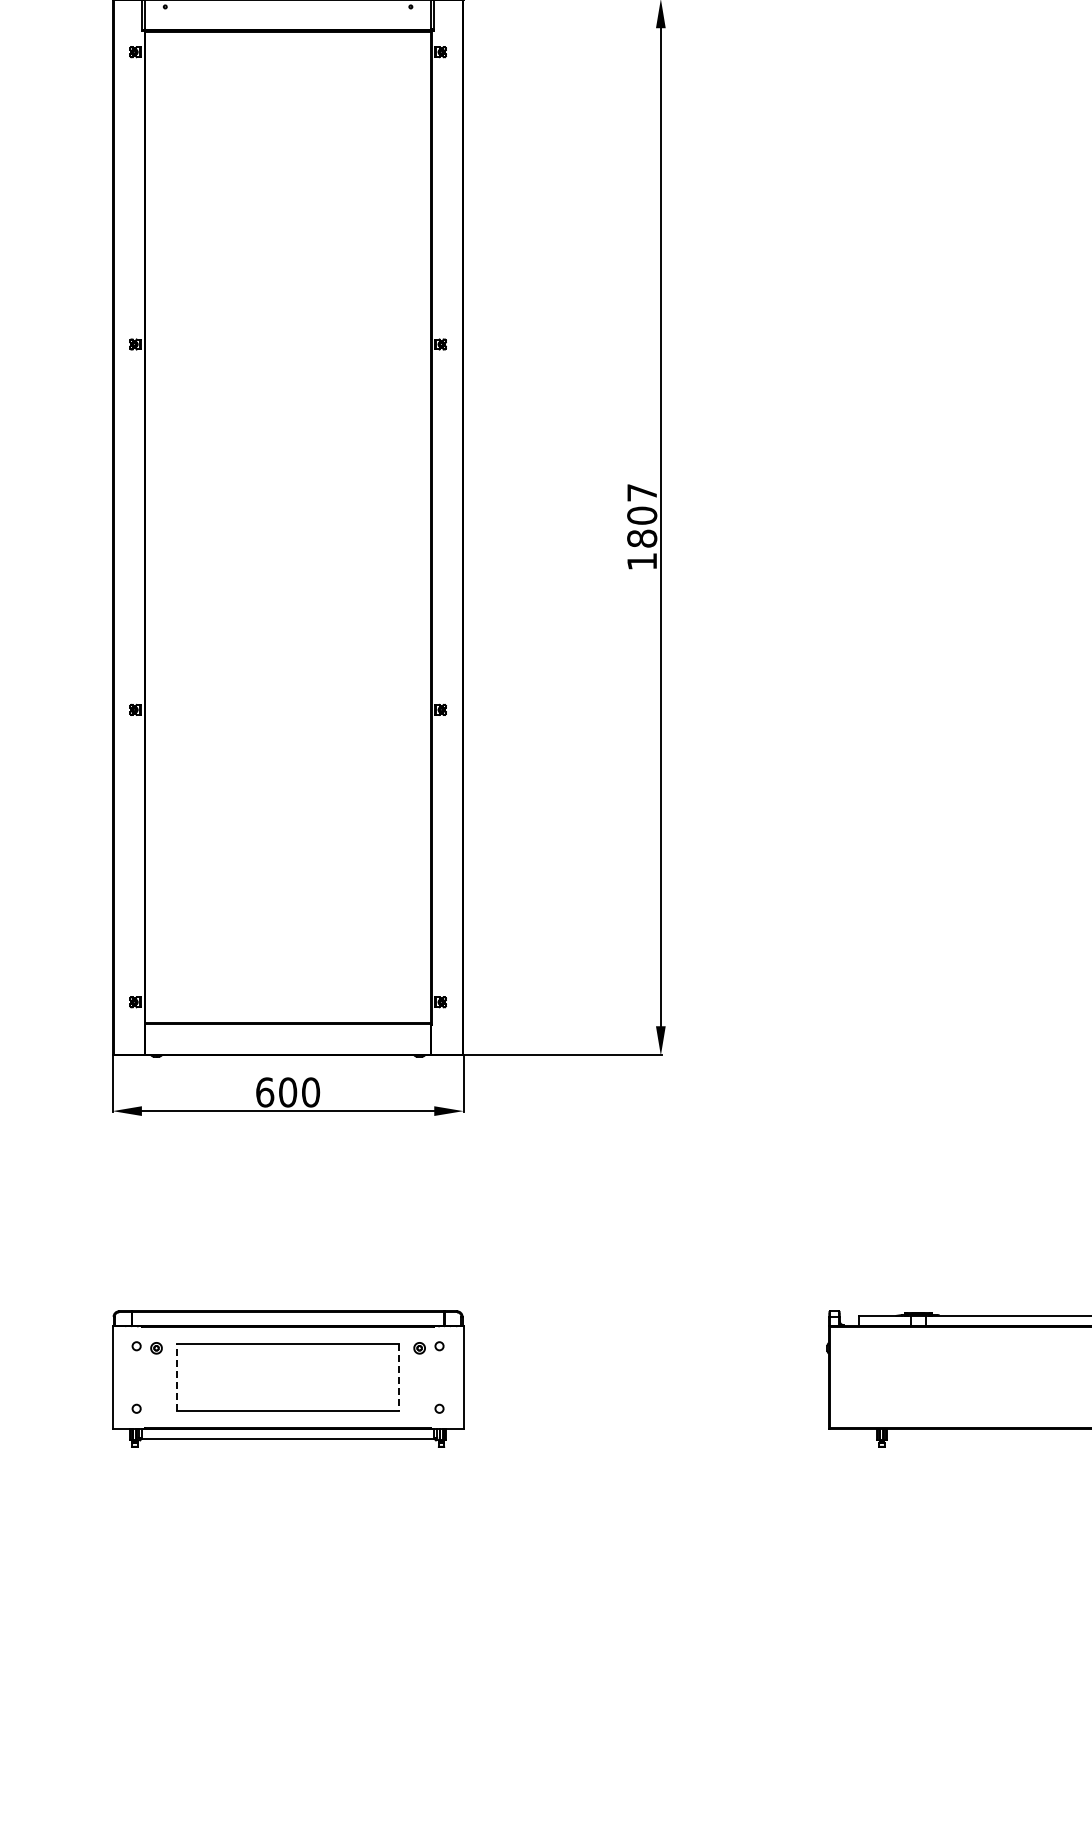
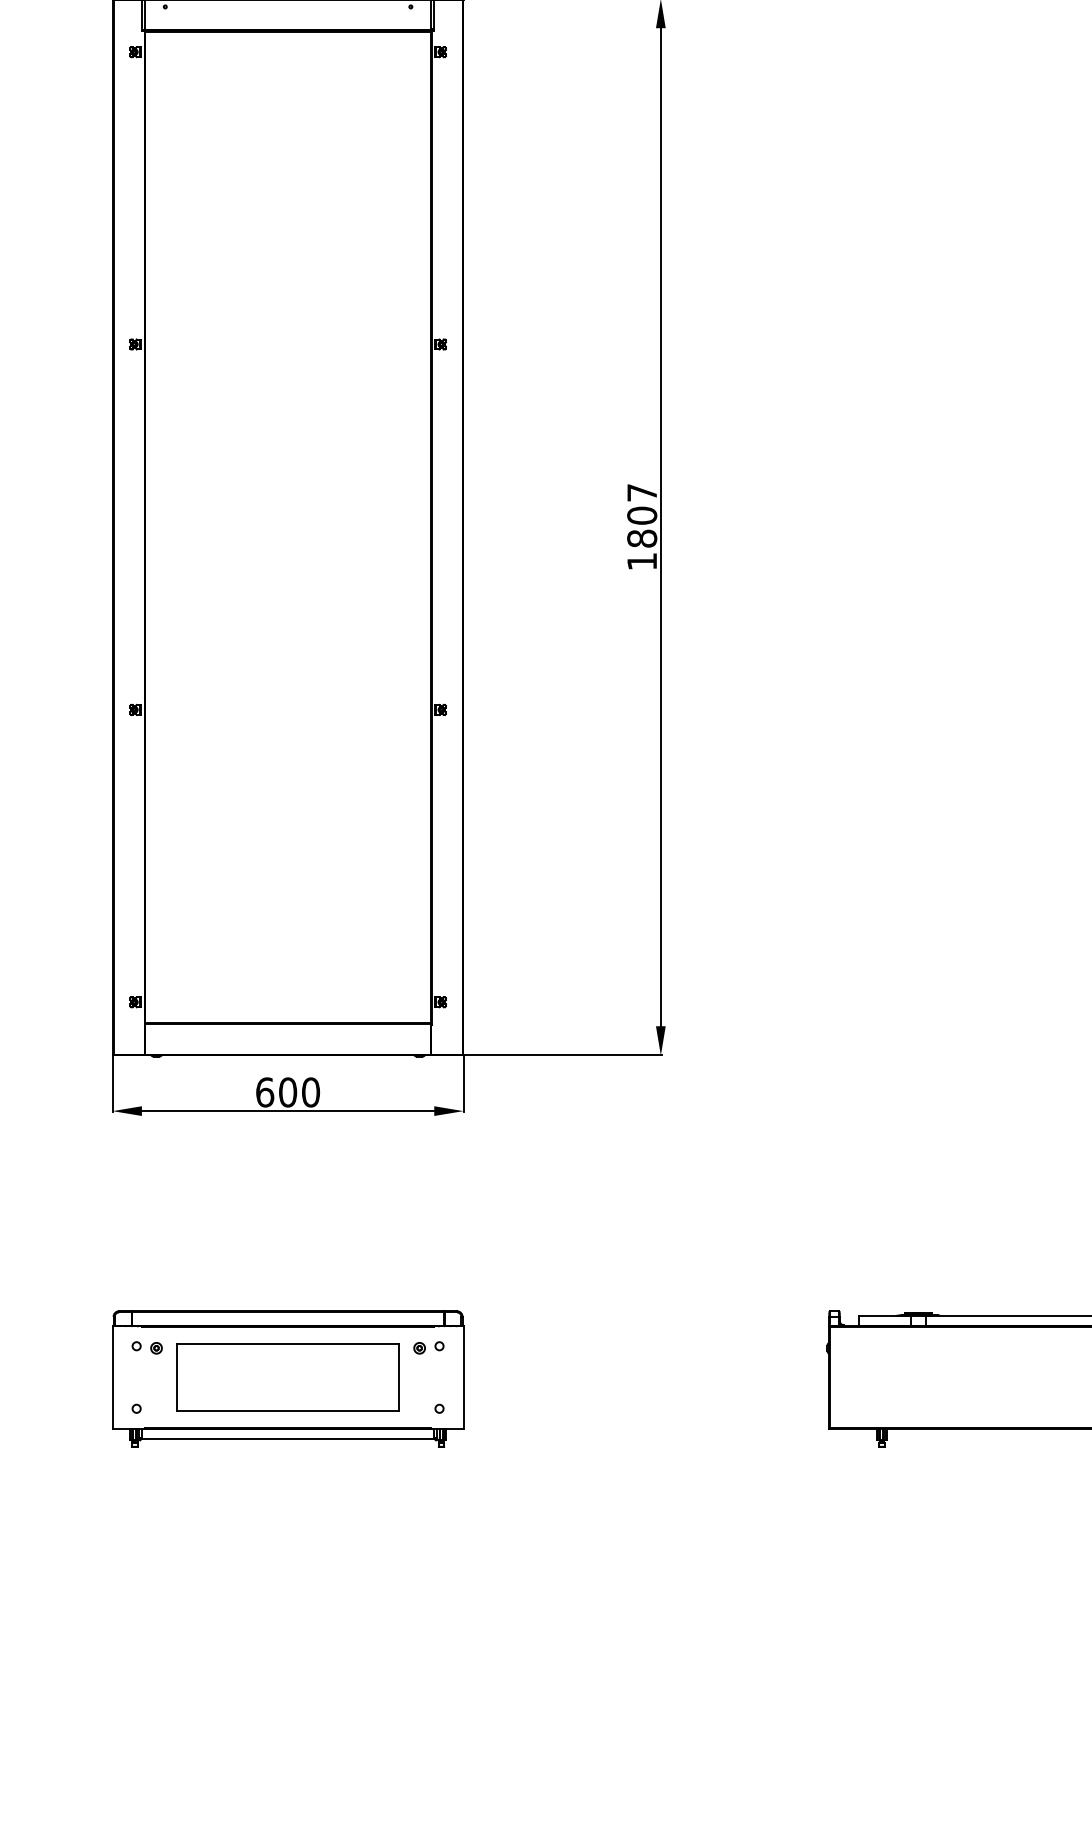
line: dashed -> solid (177, 1377)
line: dashed -> solid (399, 1377)
